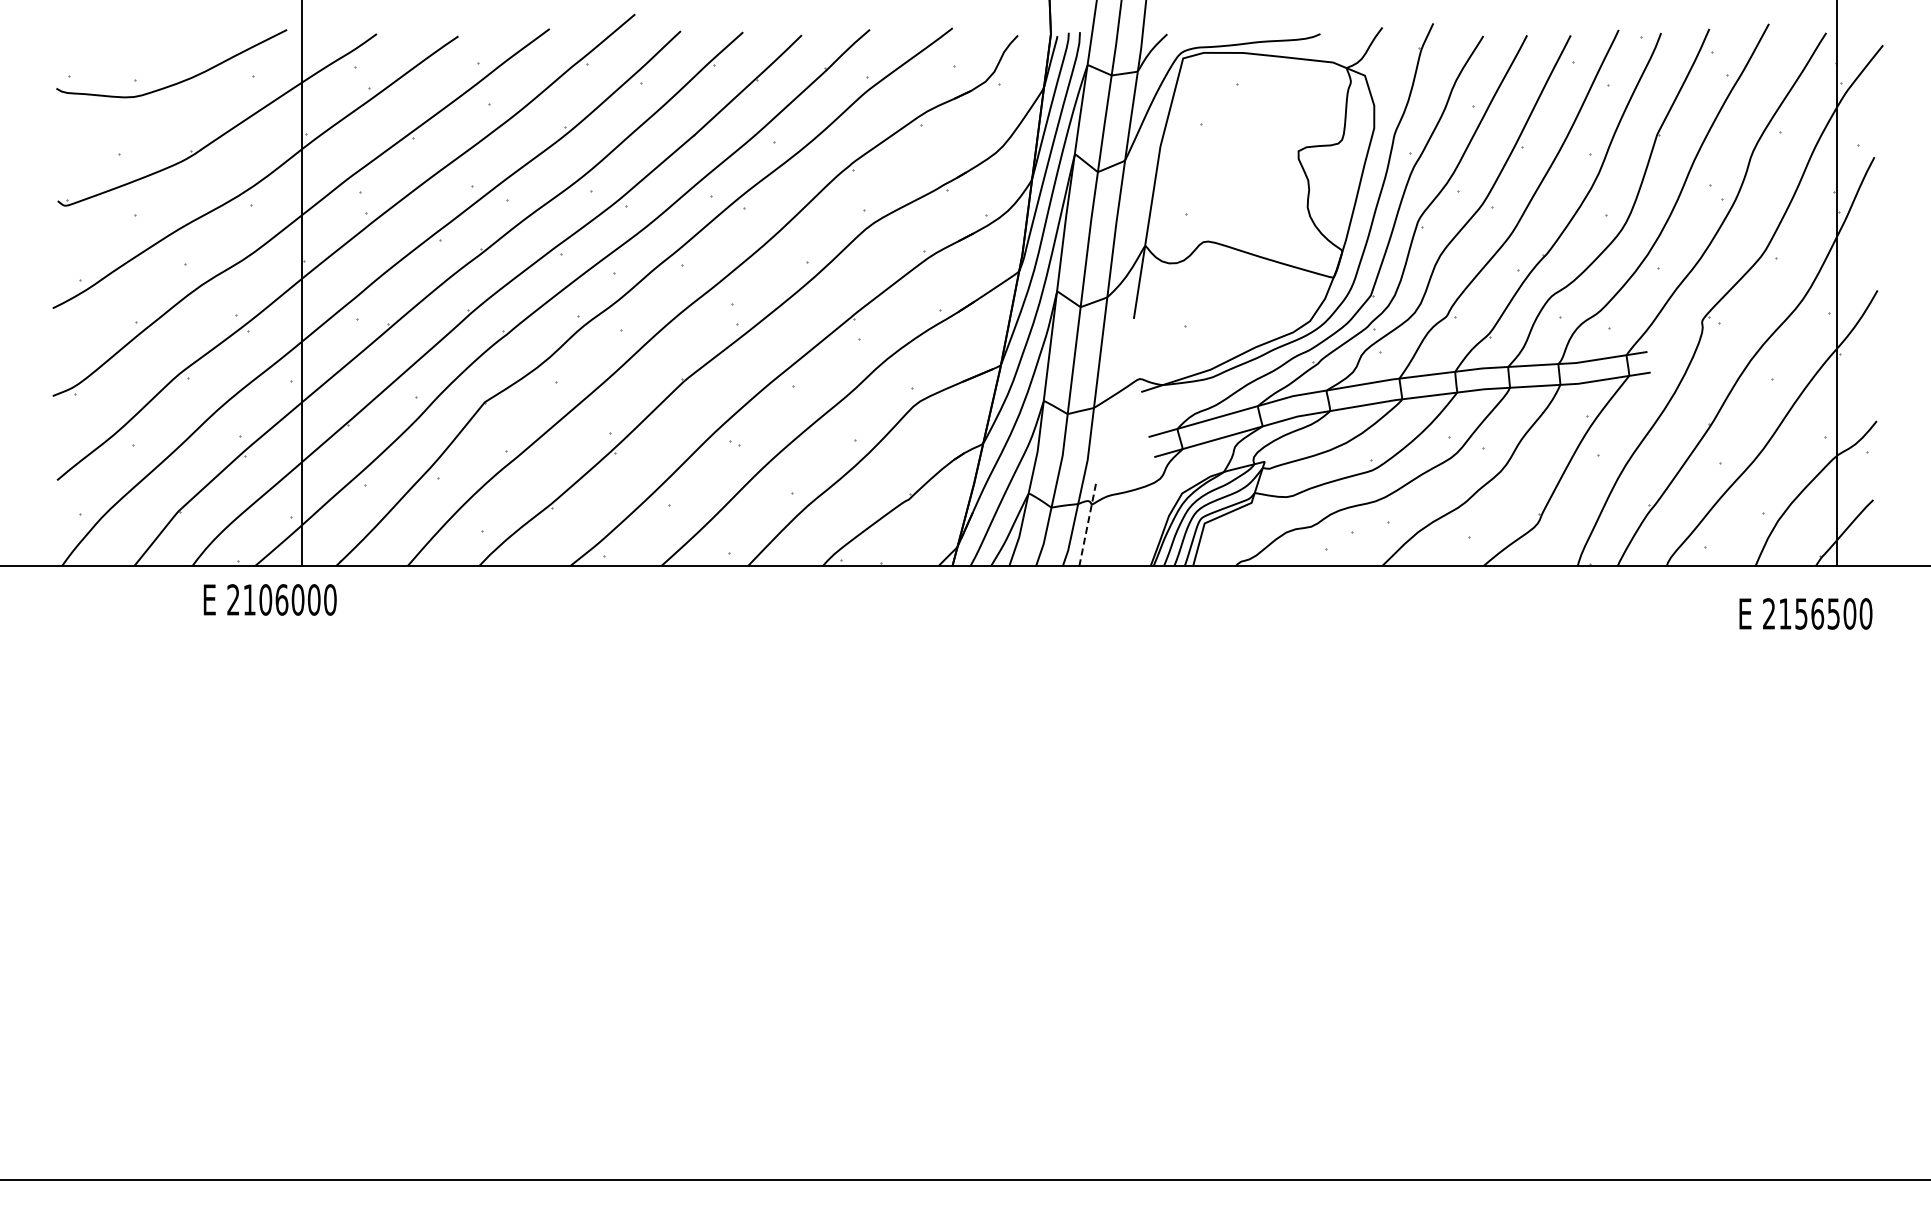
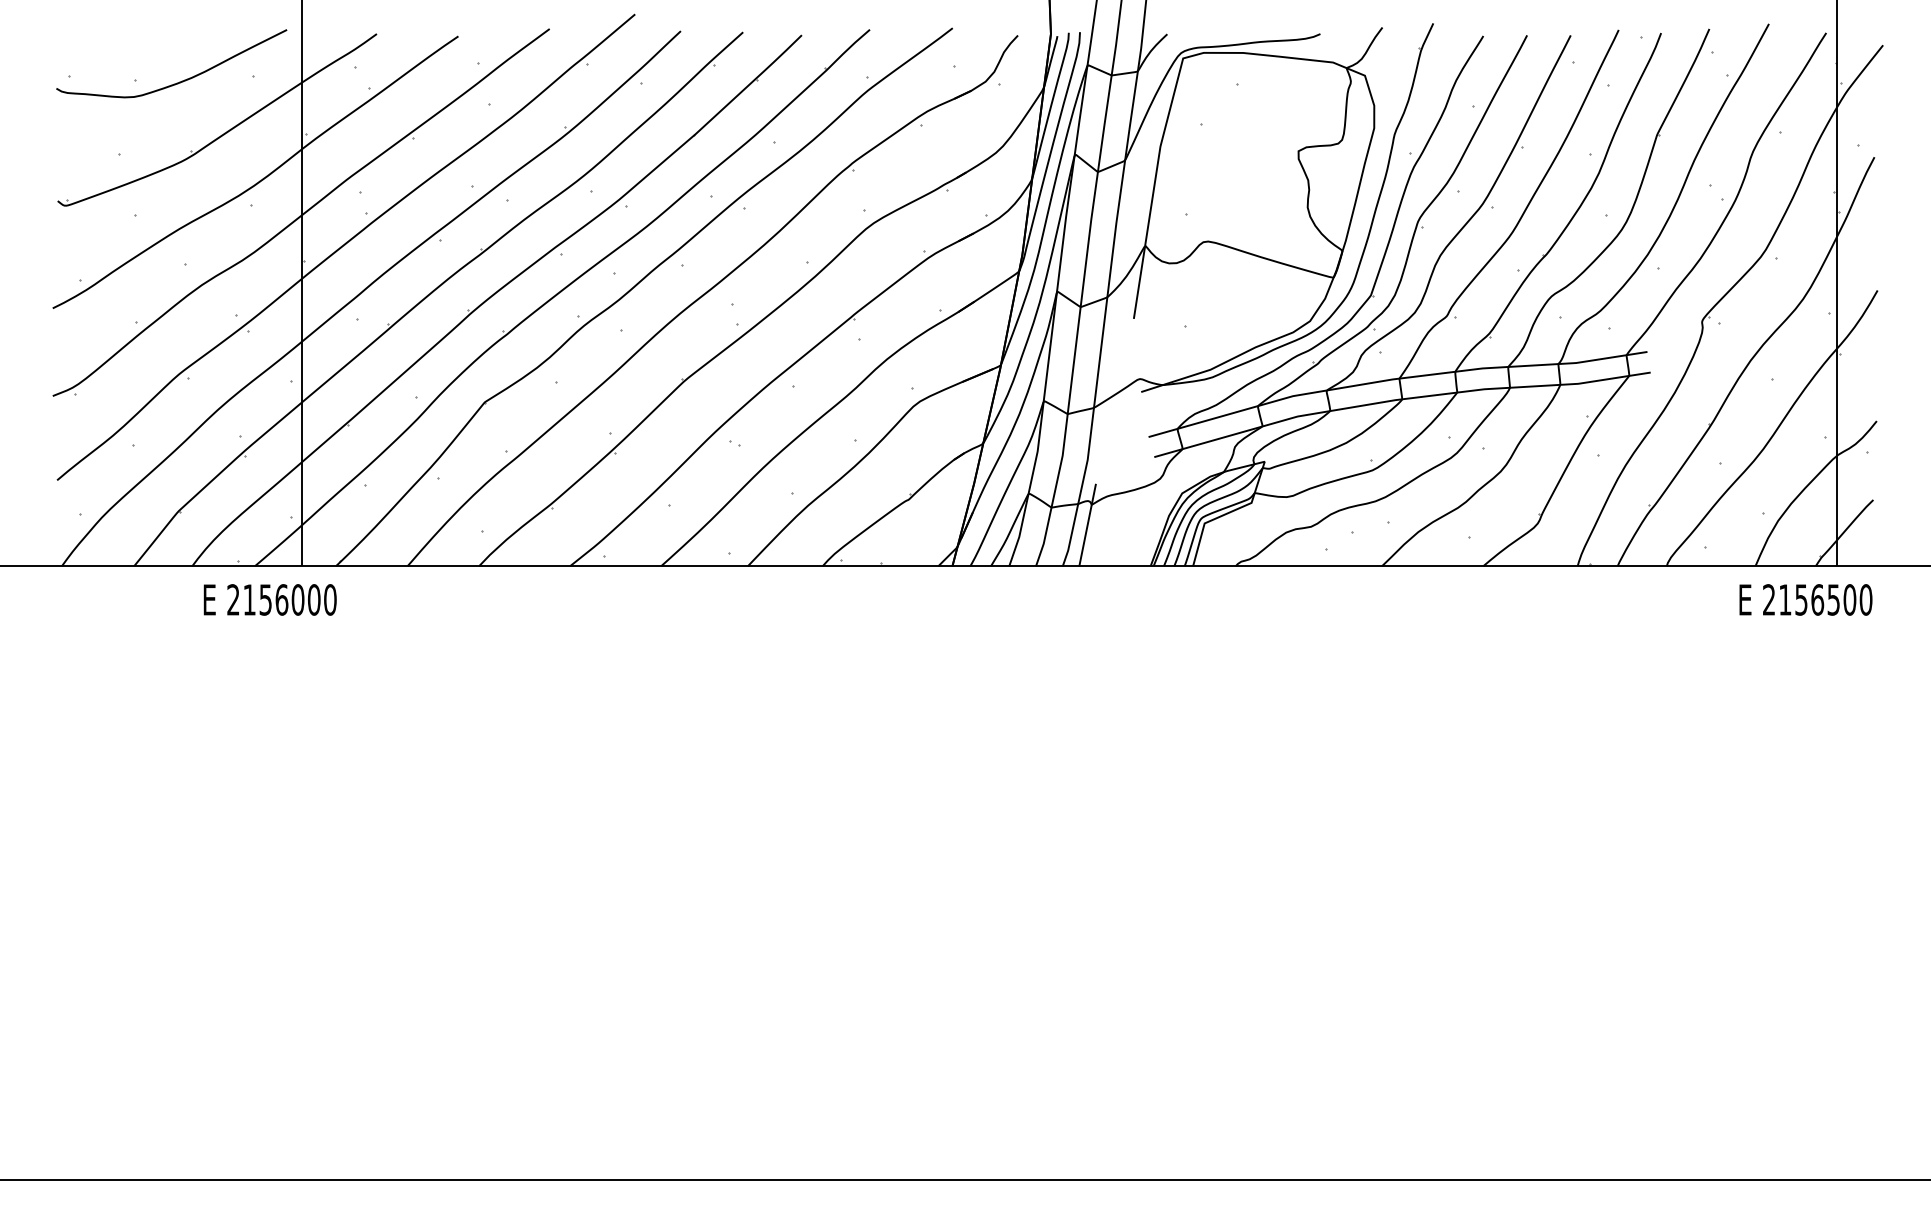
line: dashed -> solid (1087, 525)
text: 2106000 -> 2156000 (265, 599)
text position: (1805, 613) -> (1805, 599) (1805, 599)
